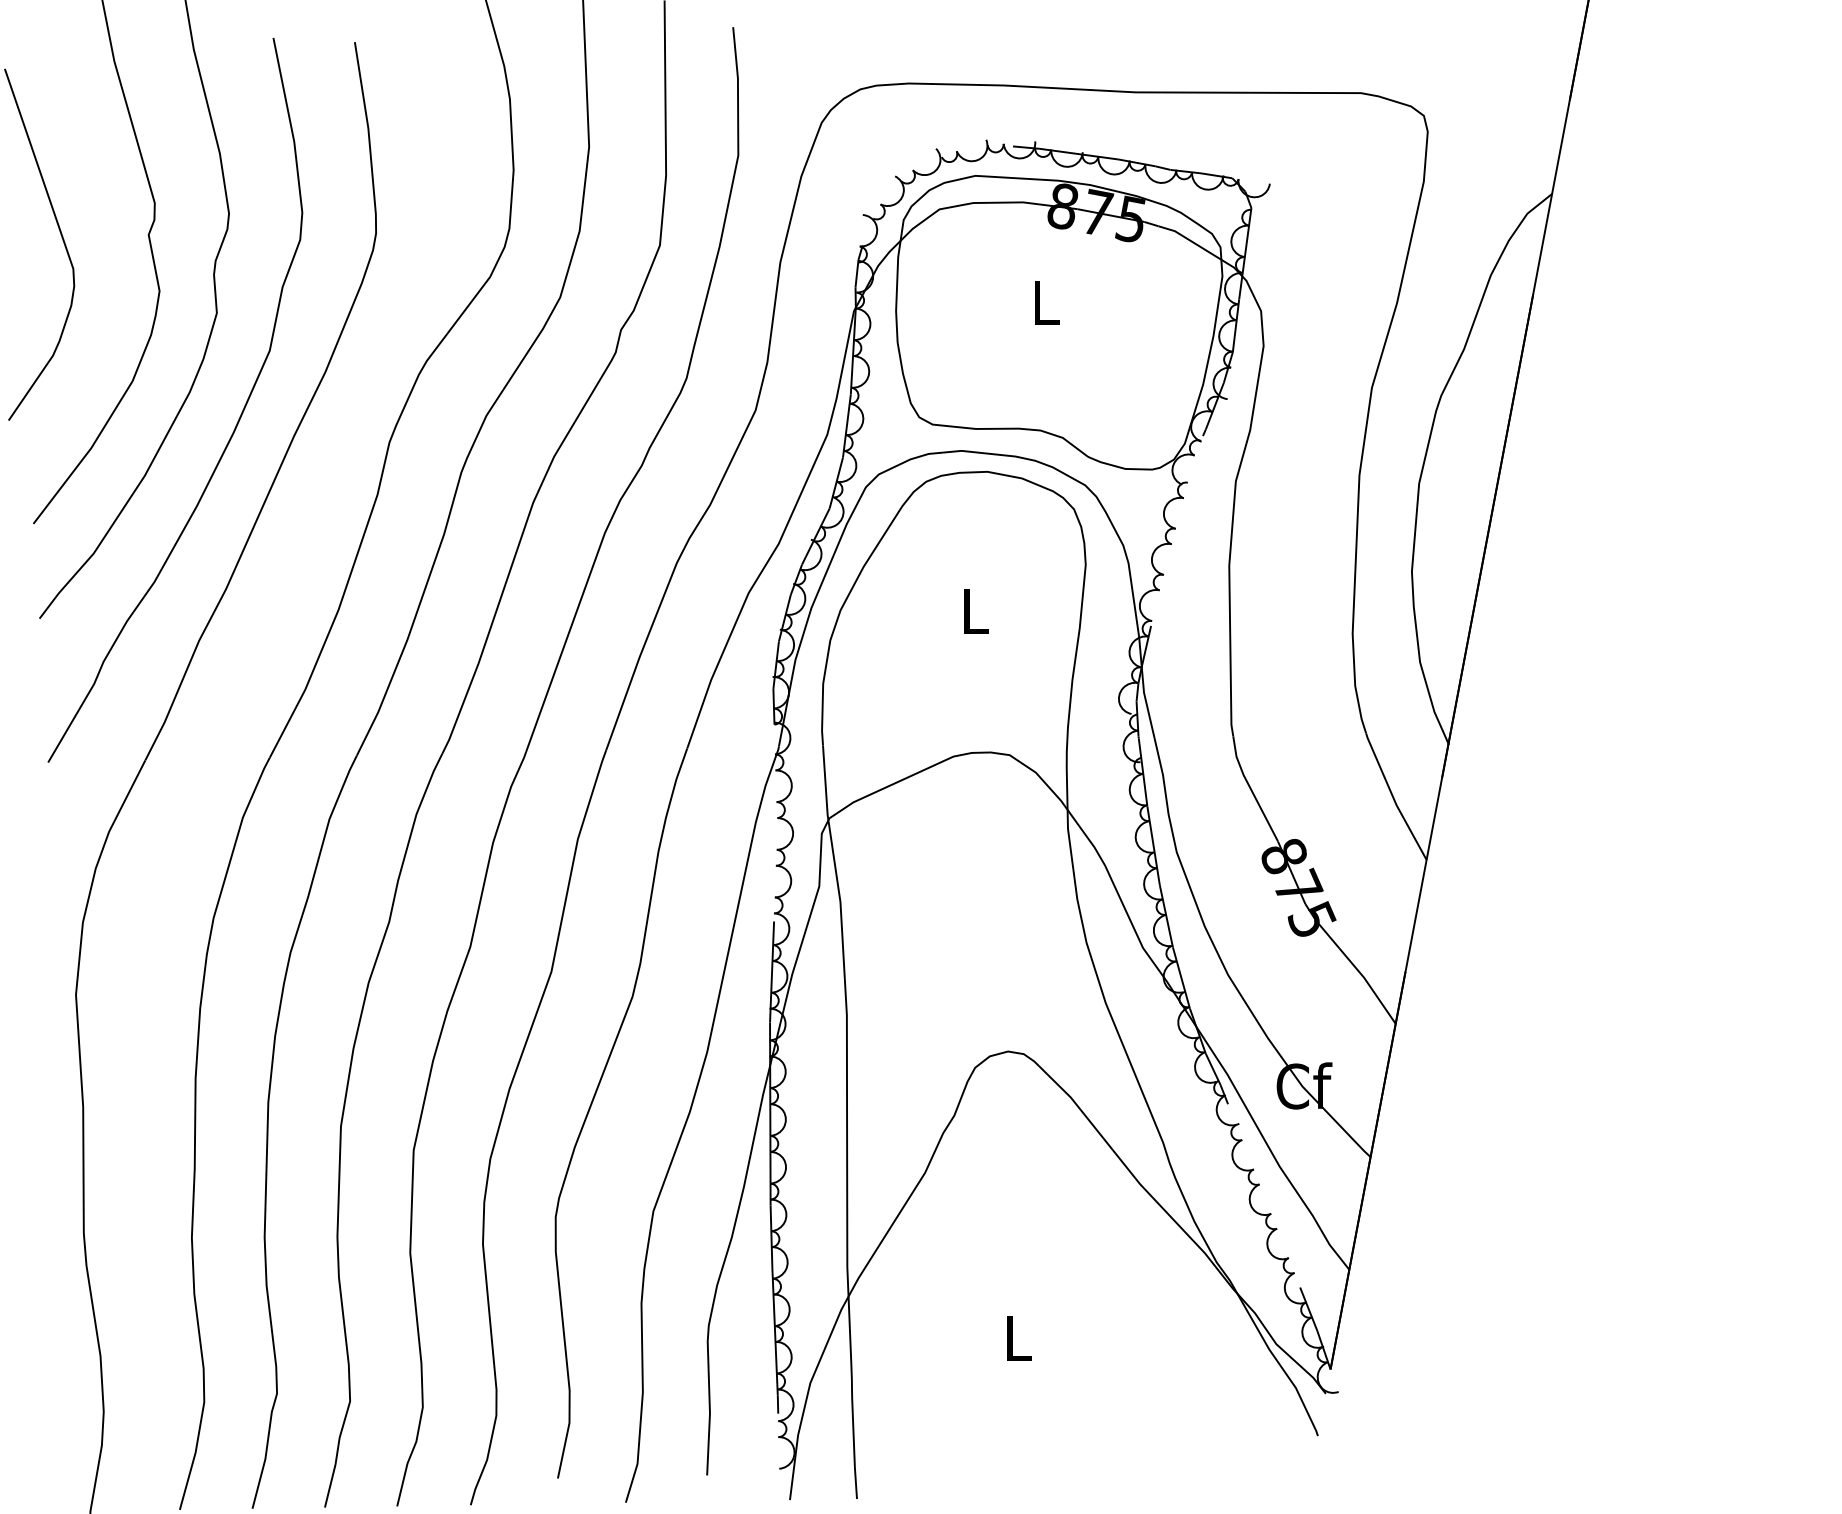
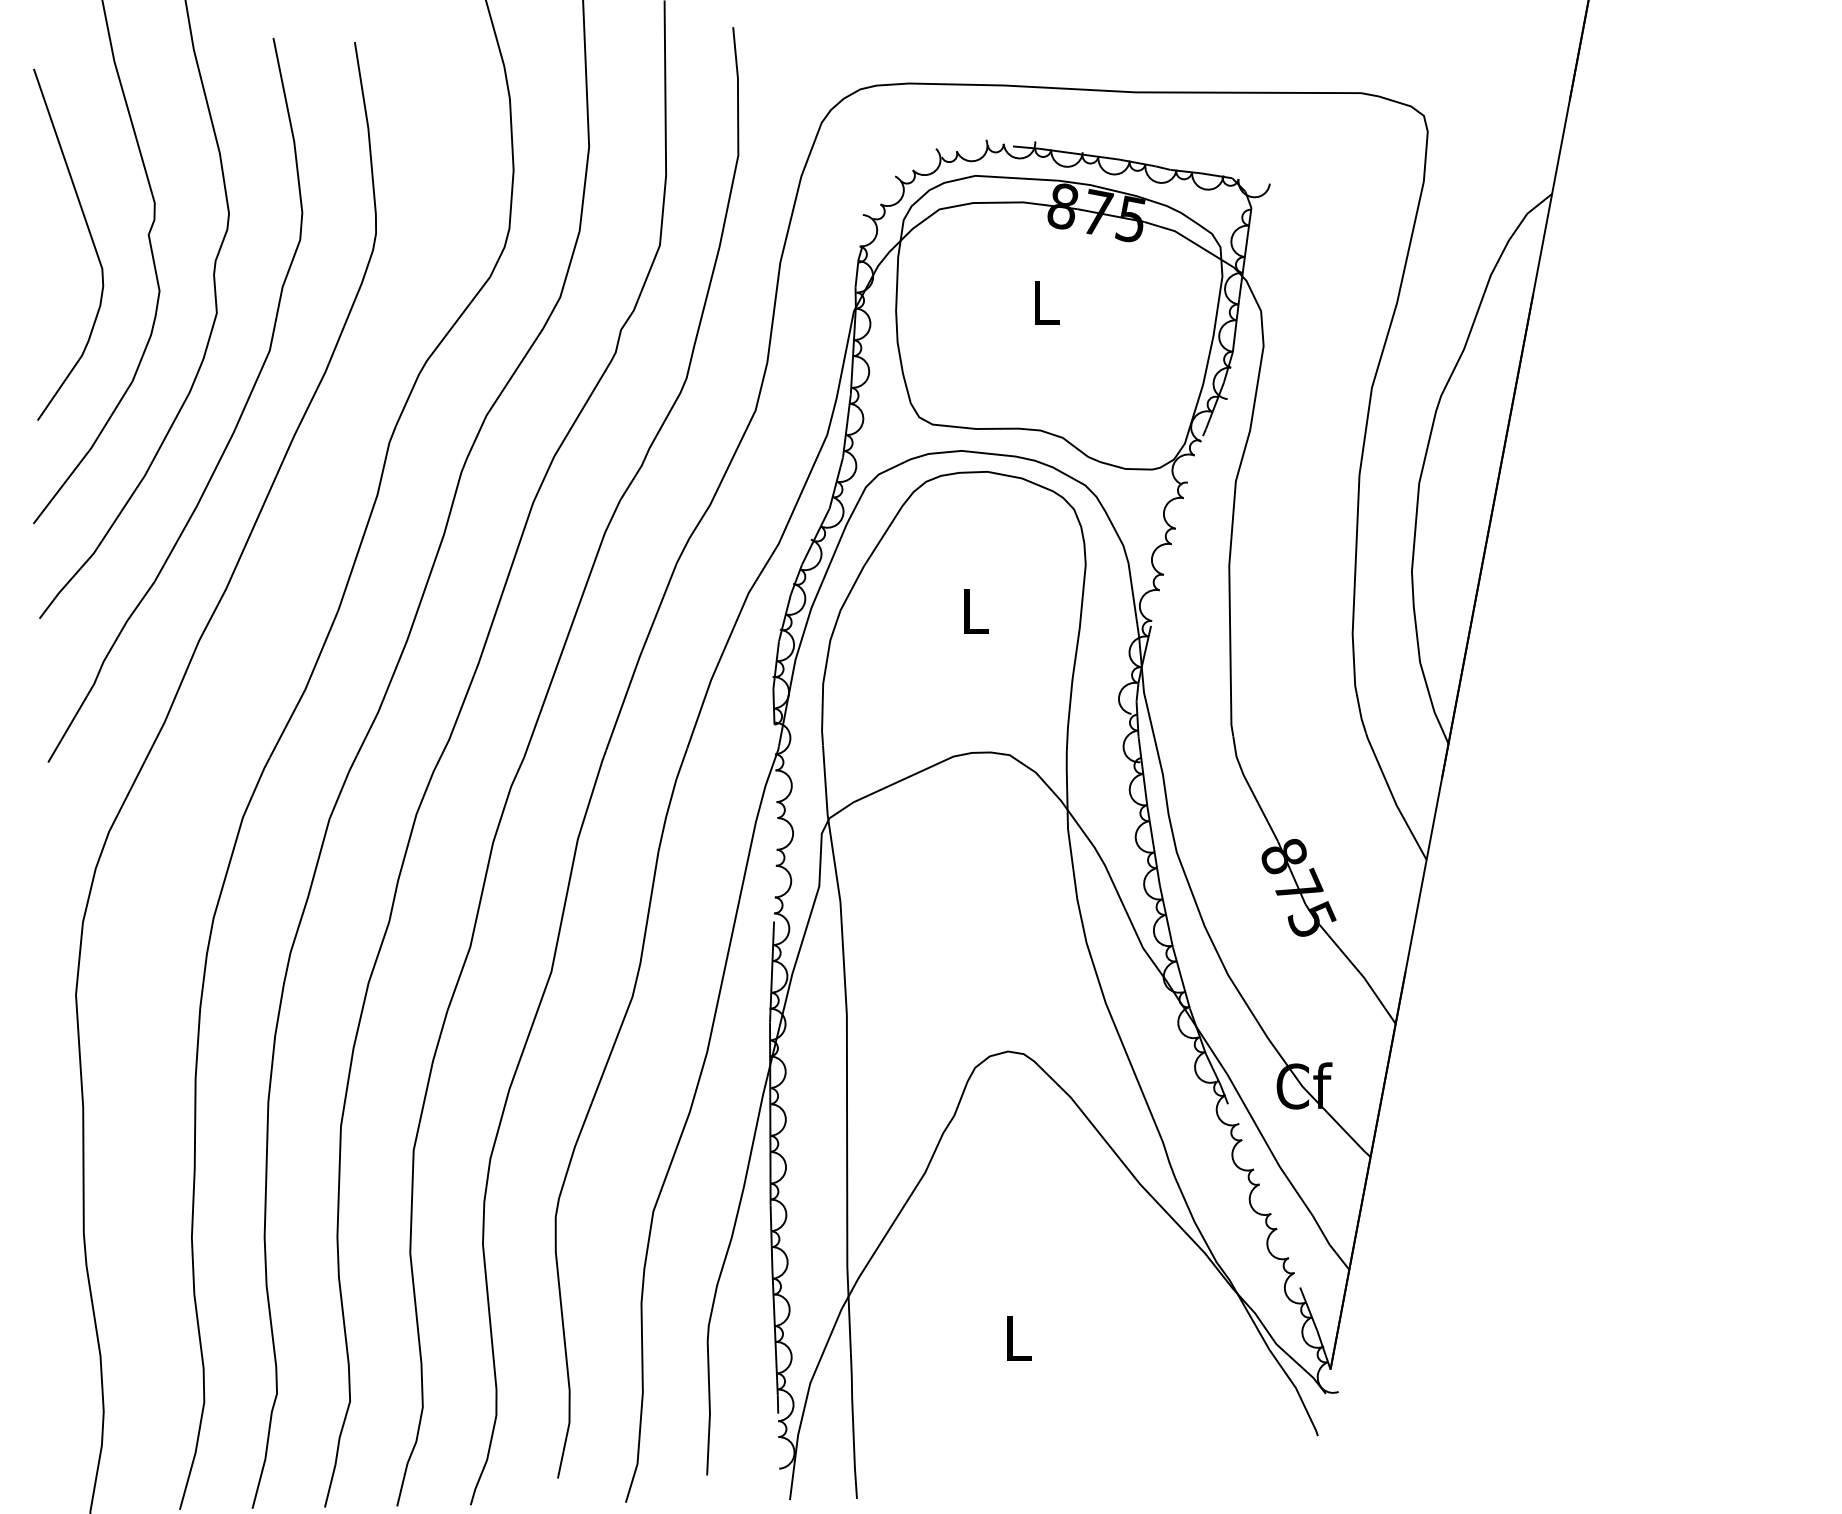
curve position: (61, 237) -> (90, 237) (90, 237)
